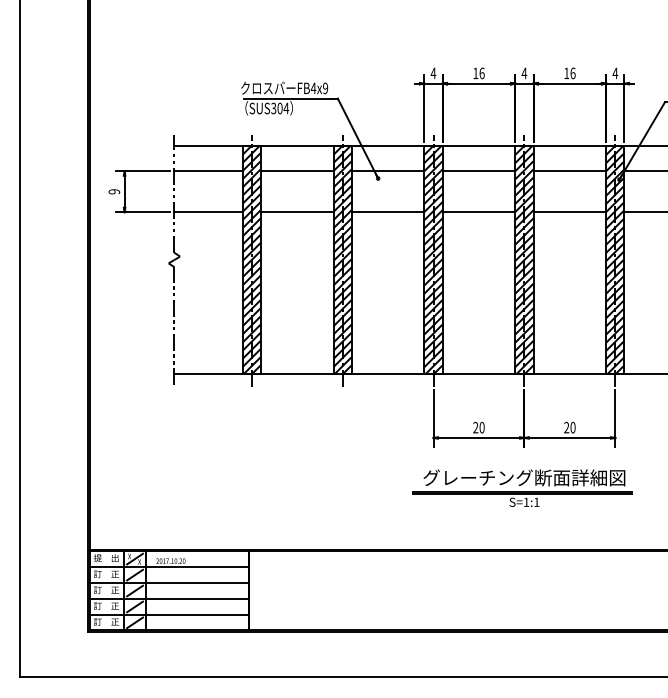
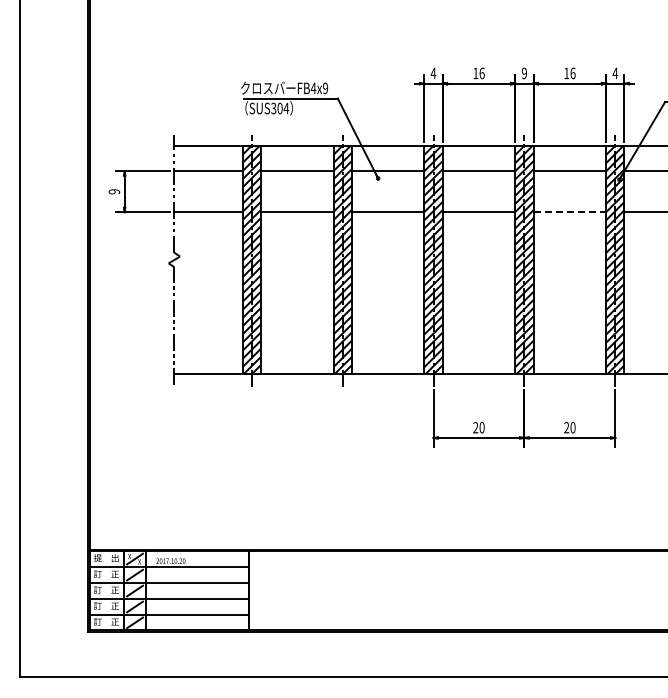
text: 4 -> 9 (524, 73)
line: solid -> dashed (570, 212)
part: present -> none (522, 487)
